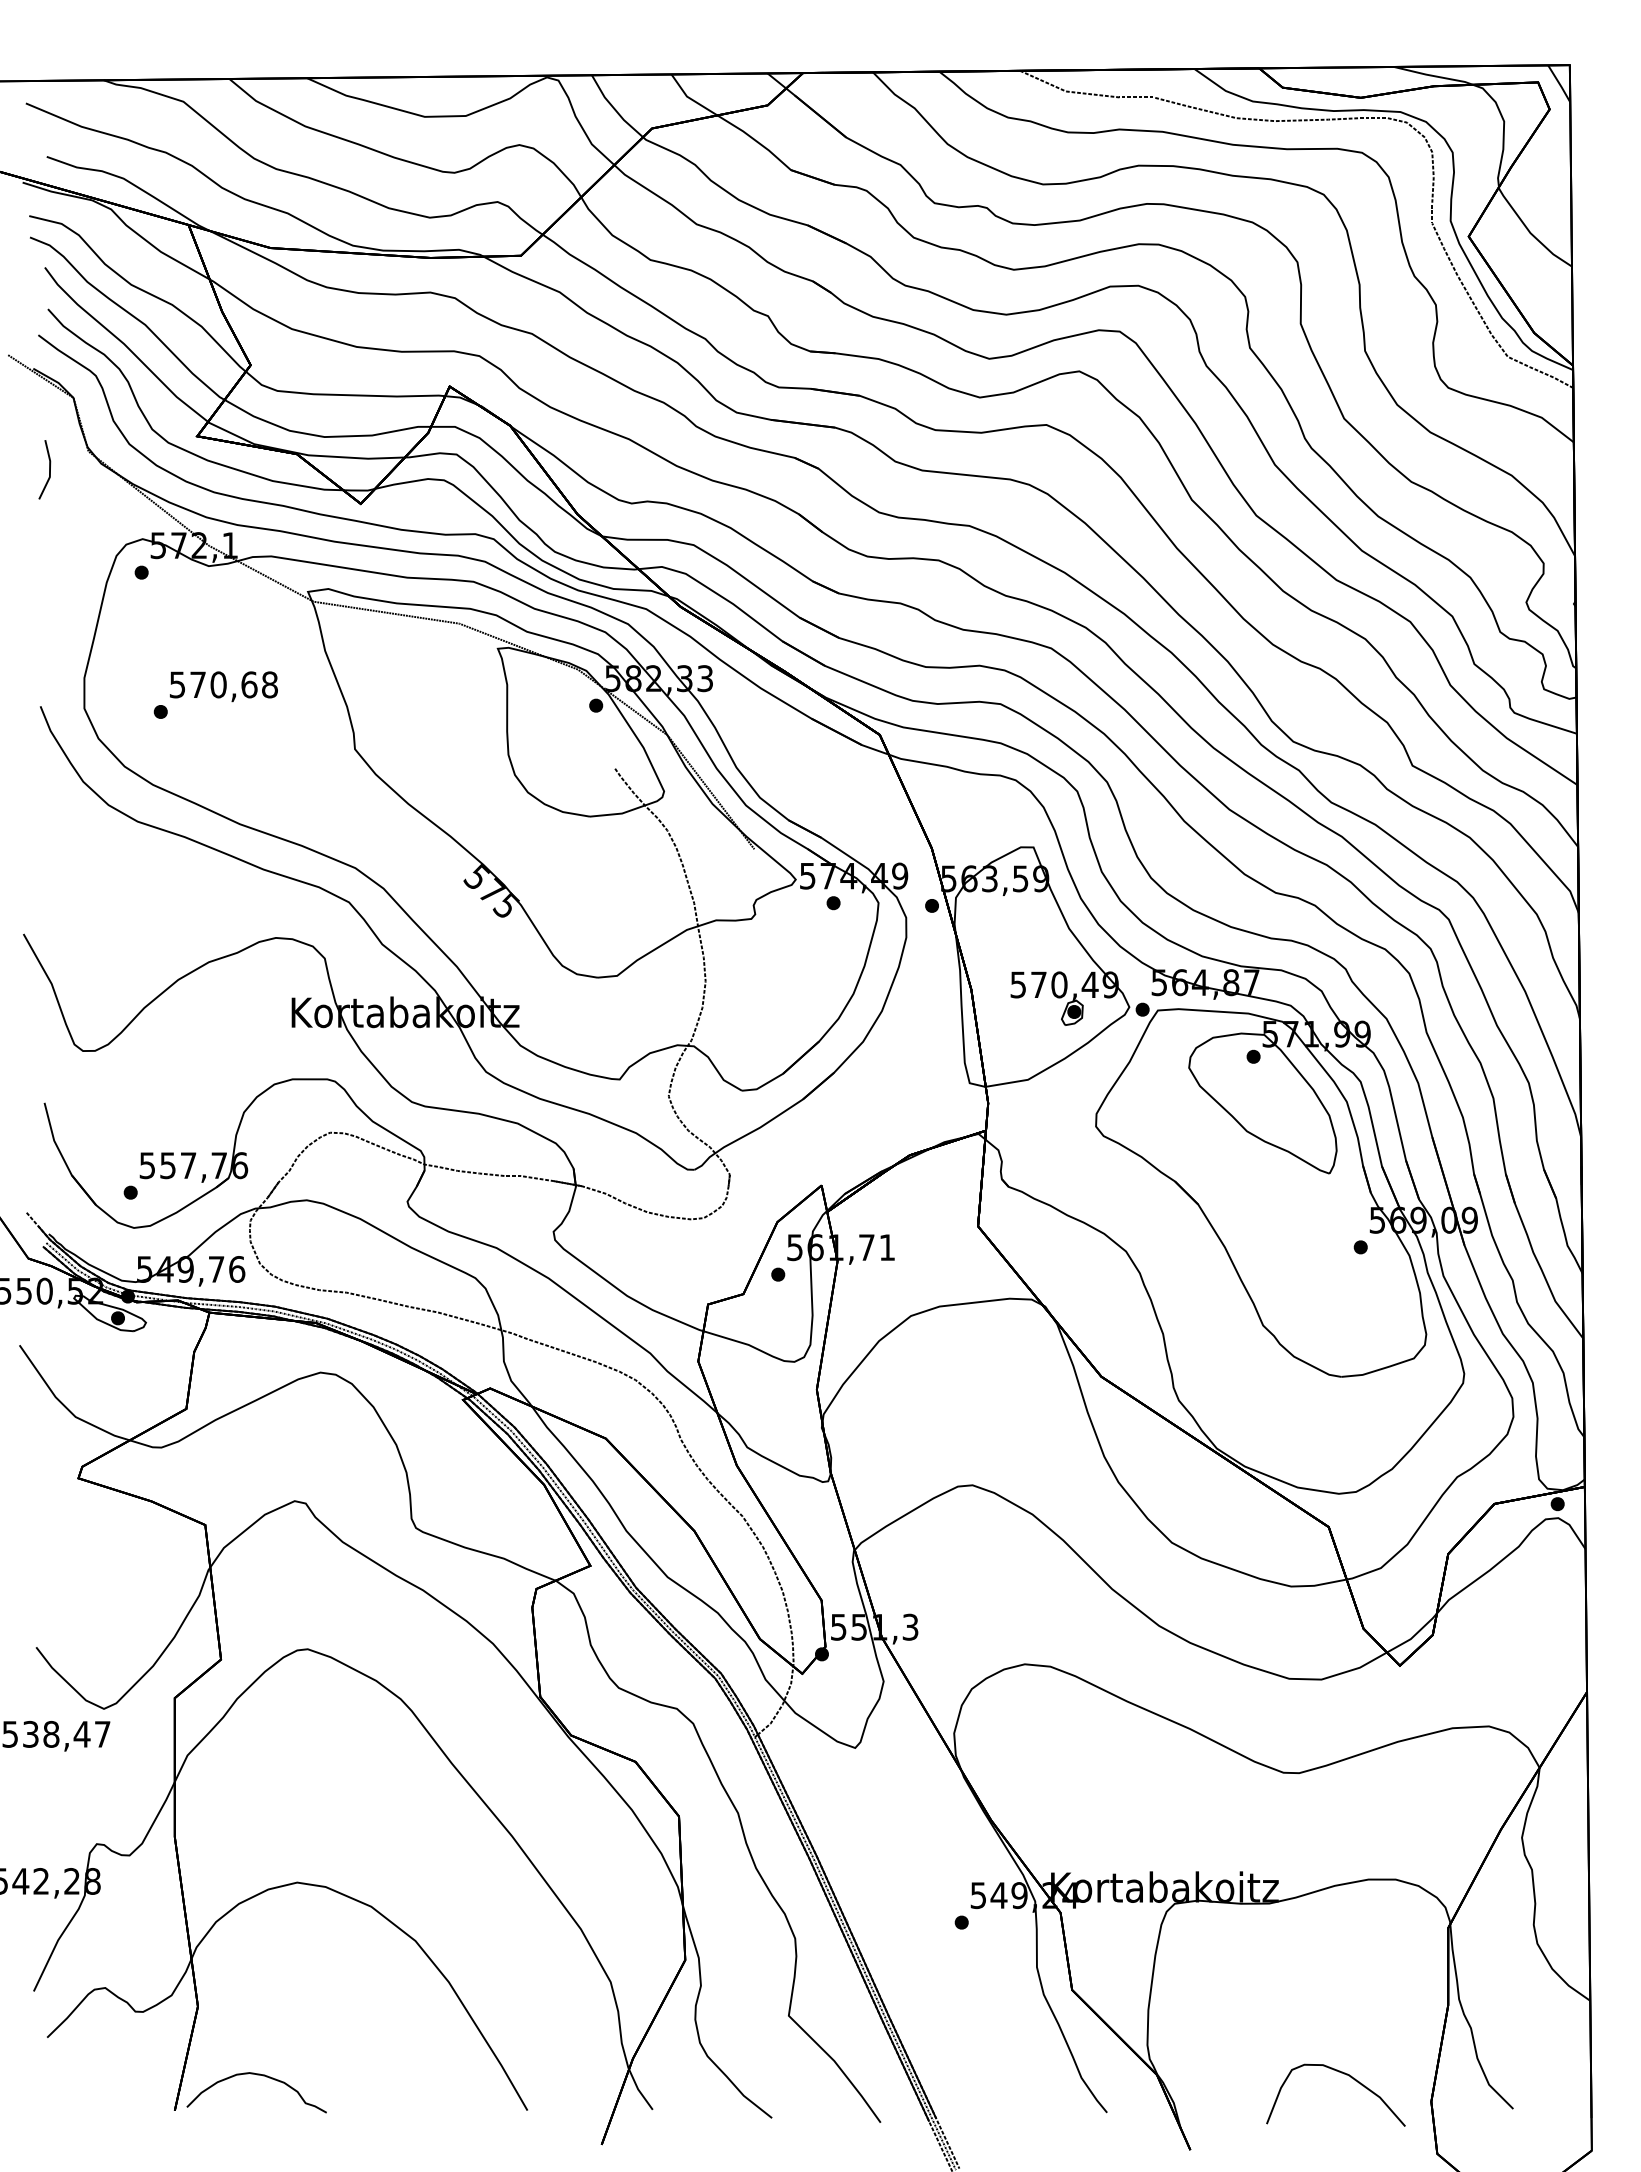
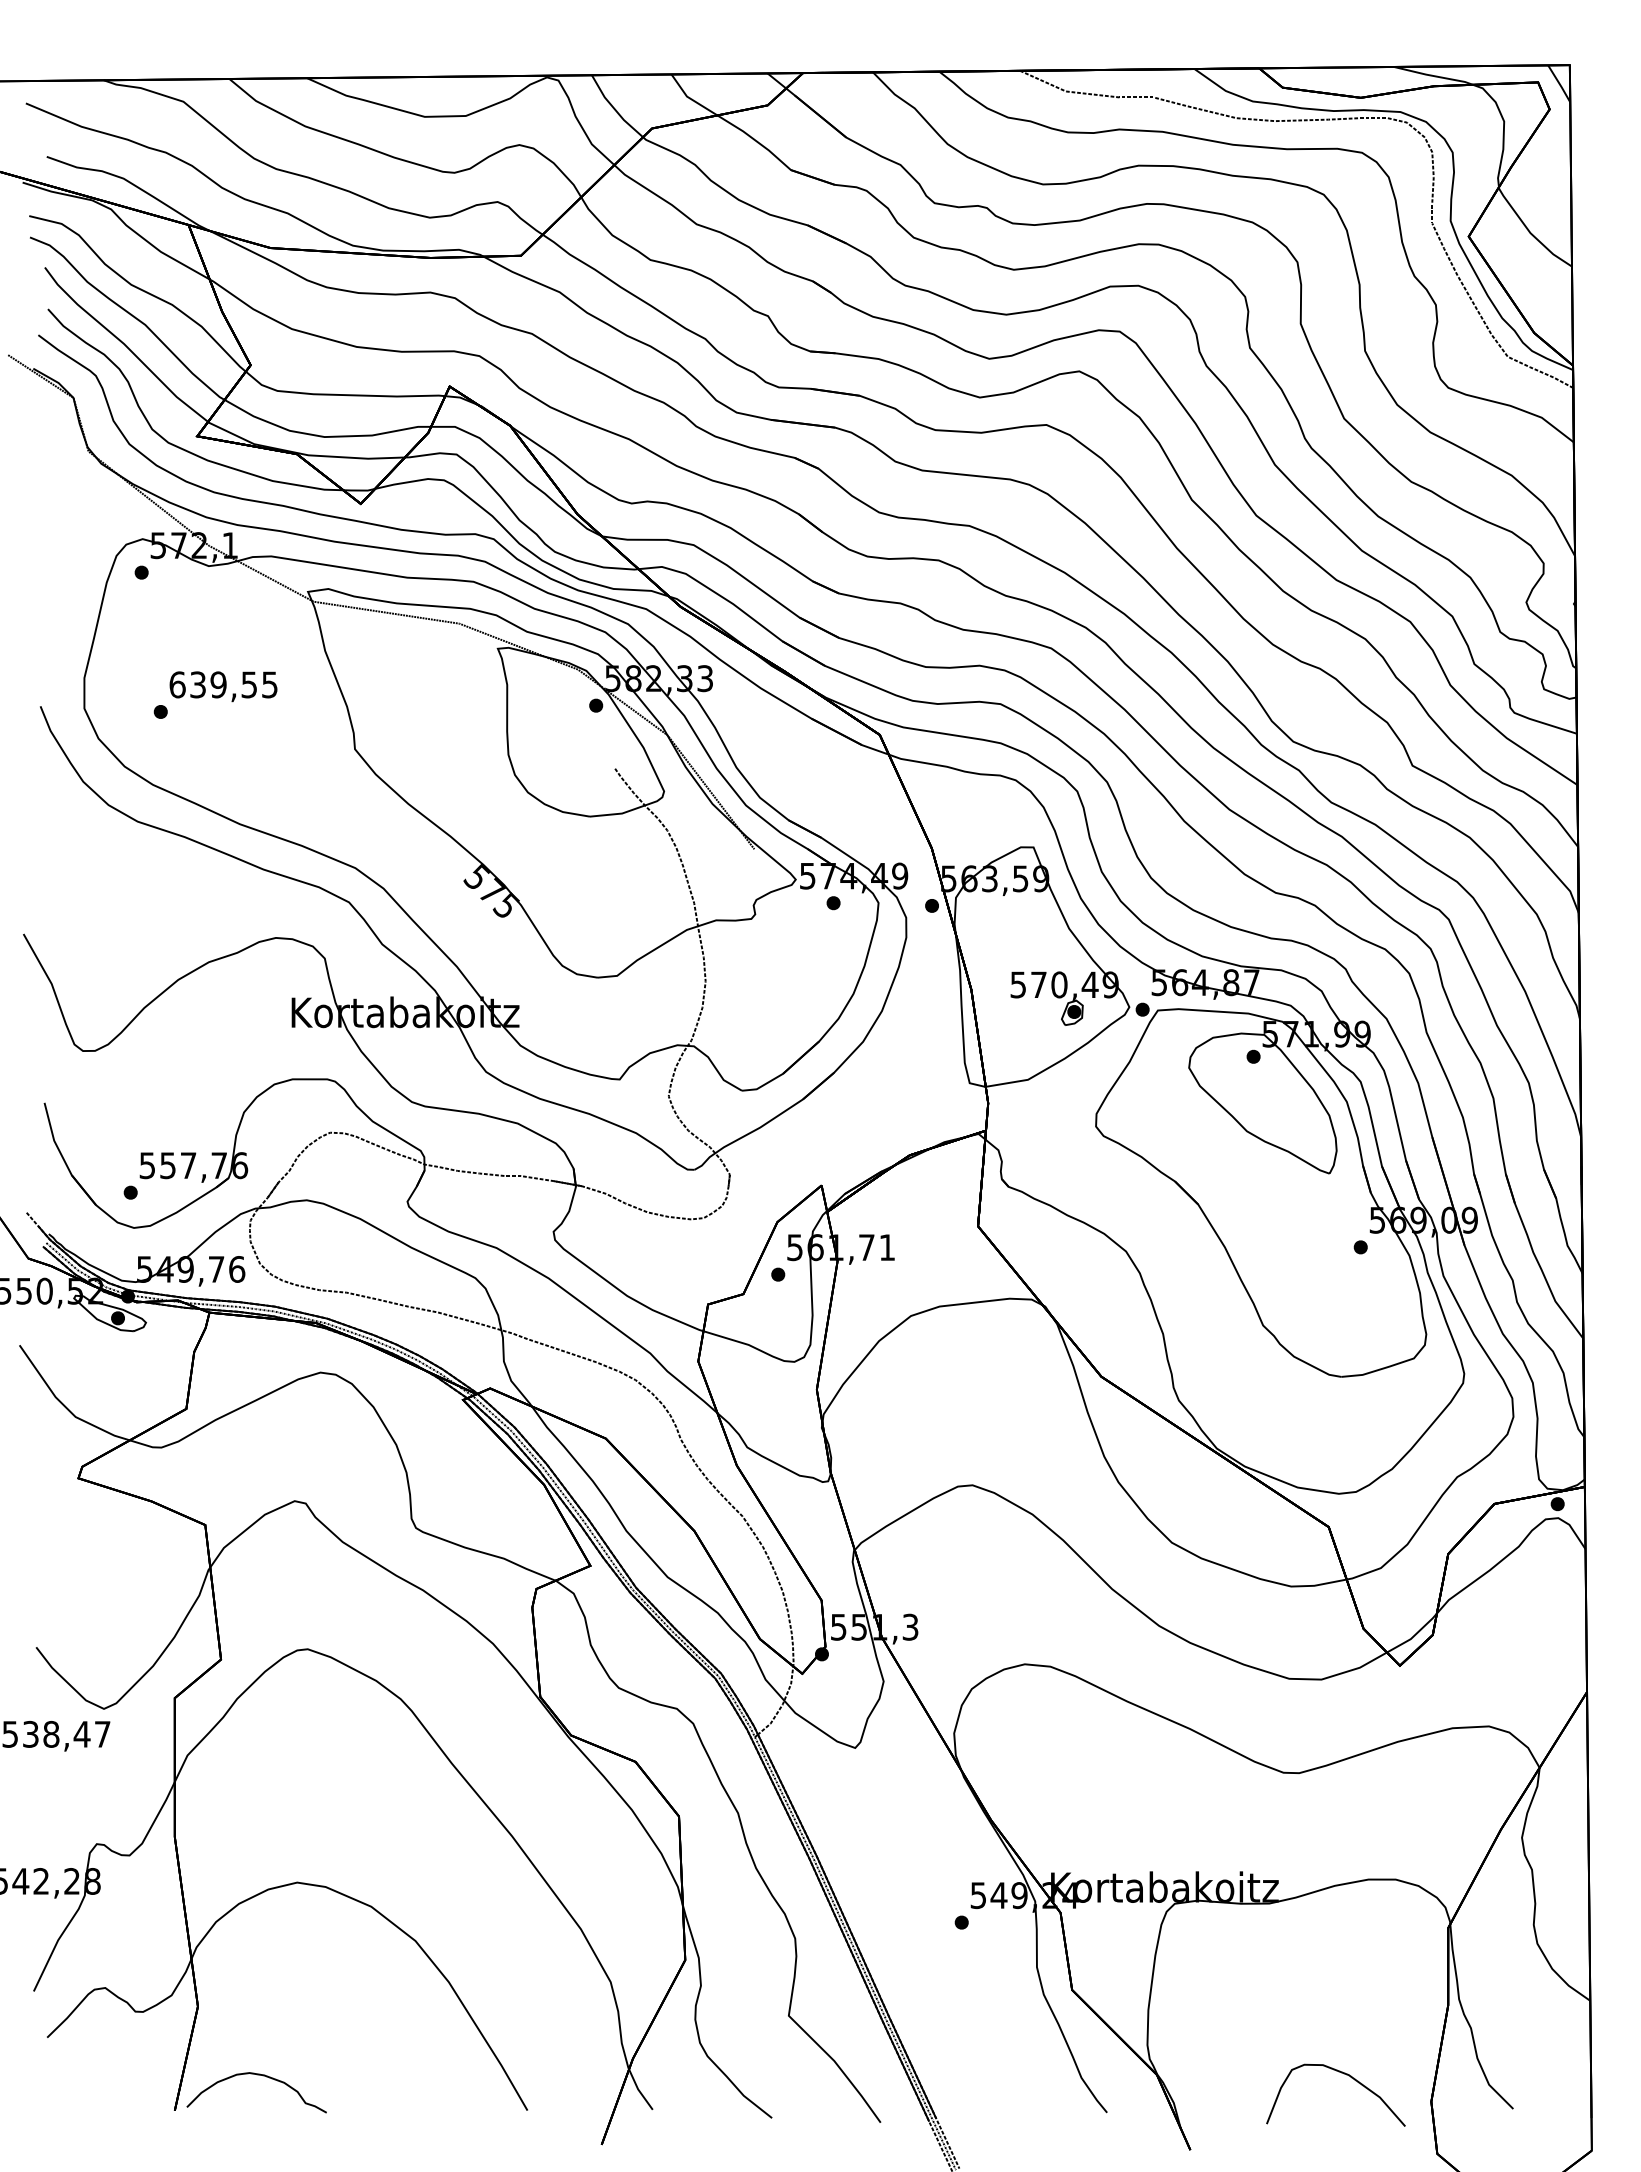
line: present -> none (49, 469)
text: 570,68 -> 639,55 (223, 684)
